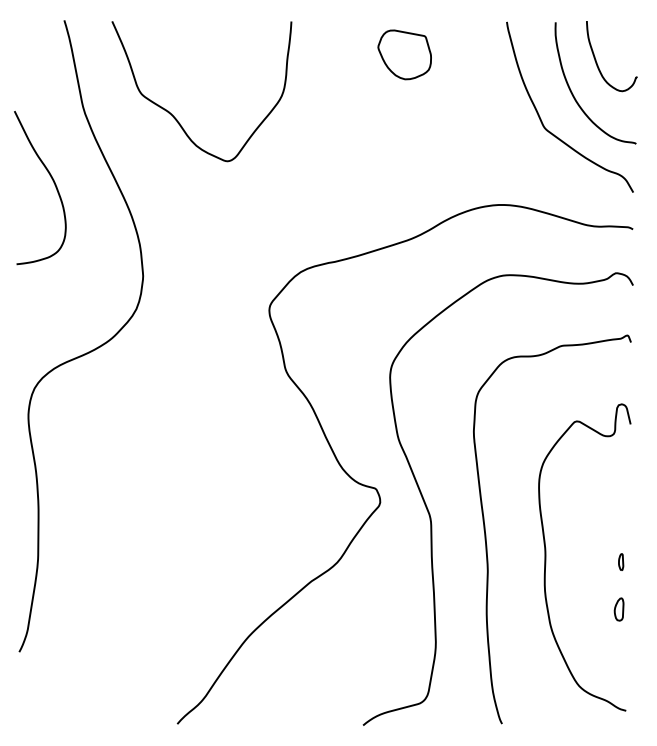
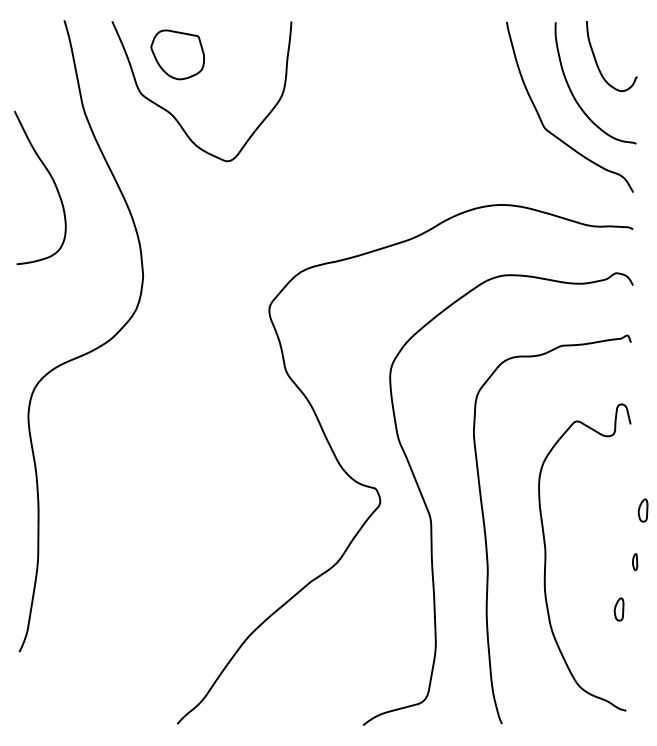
part position: (404, 54) -> (177, 54) (177, 54)
part: none -> present (642, 510)
part position: (621, 561) -> (635, 561) (635, 561)
